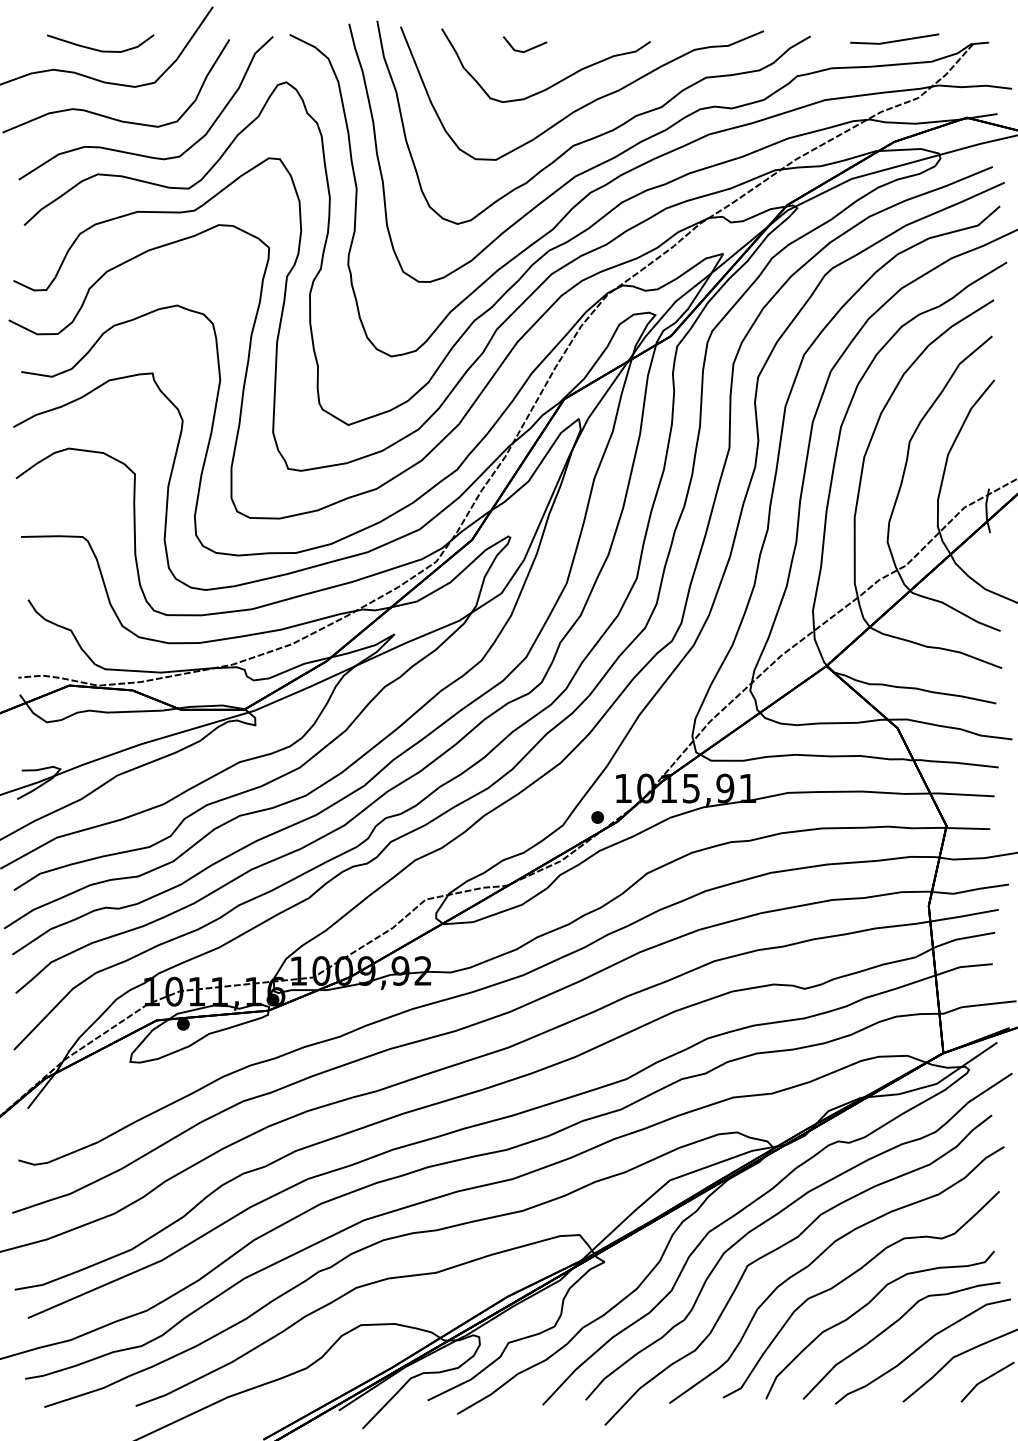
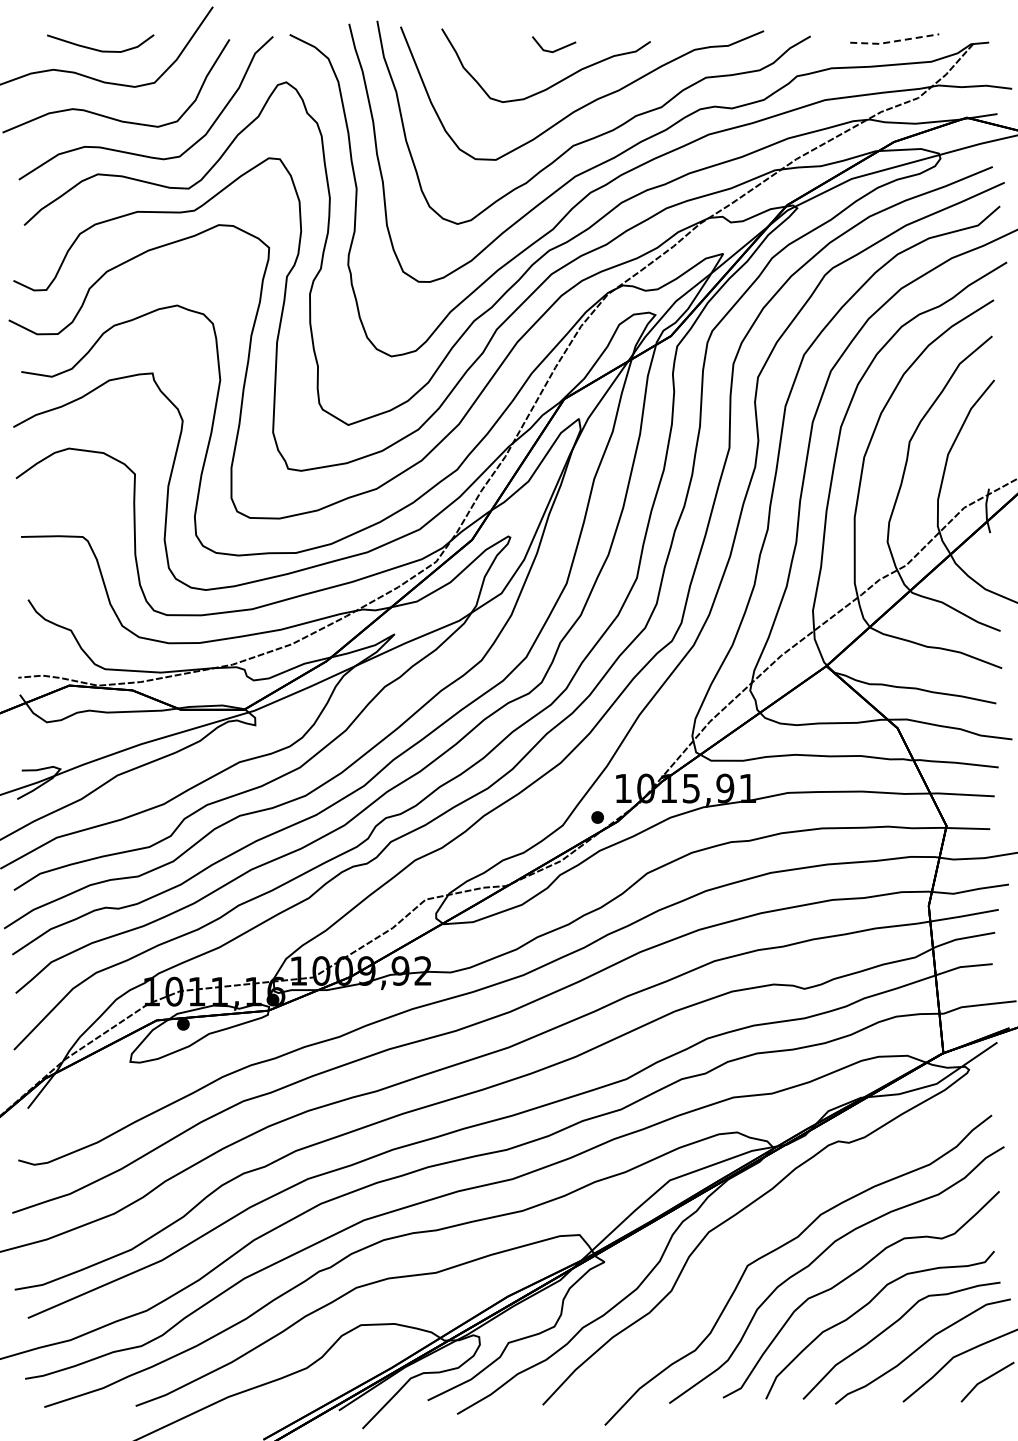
line: solid -> dashed (894, 41)
line position: (527, 49) -> (556, 49) (556, 49)
curve: present -> none (781, 1212)
